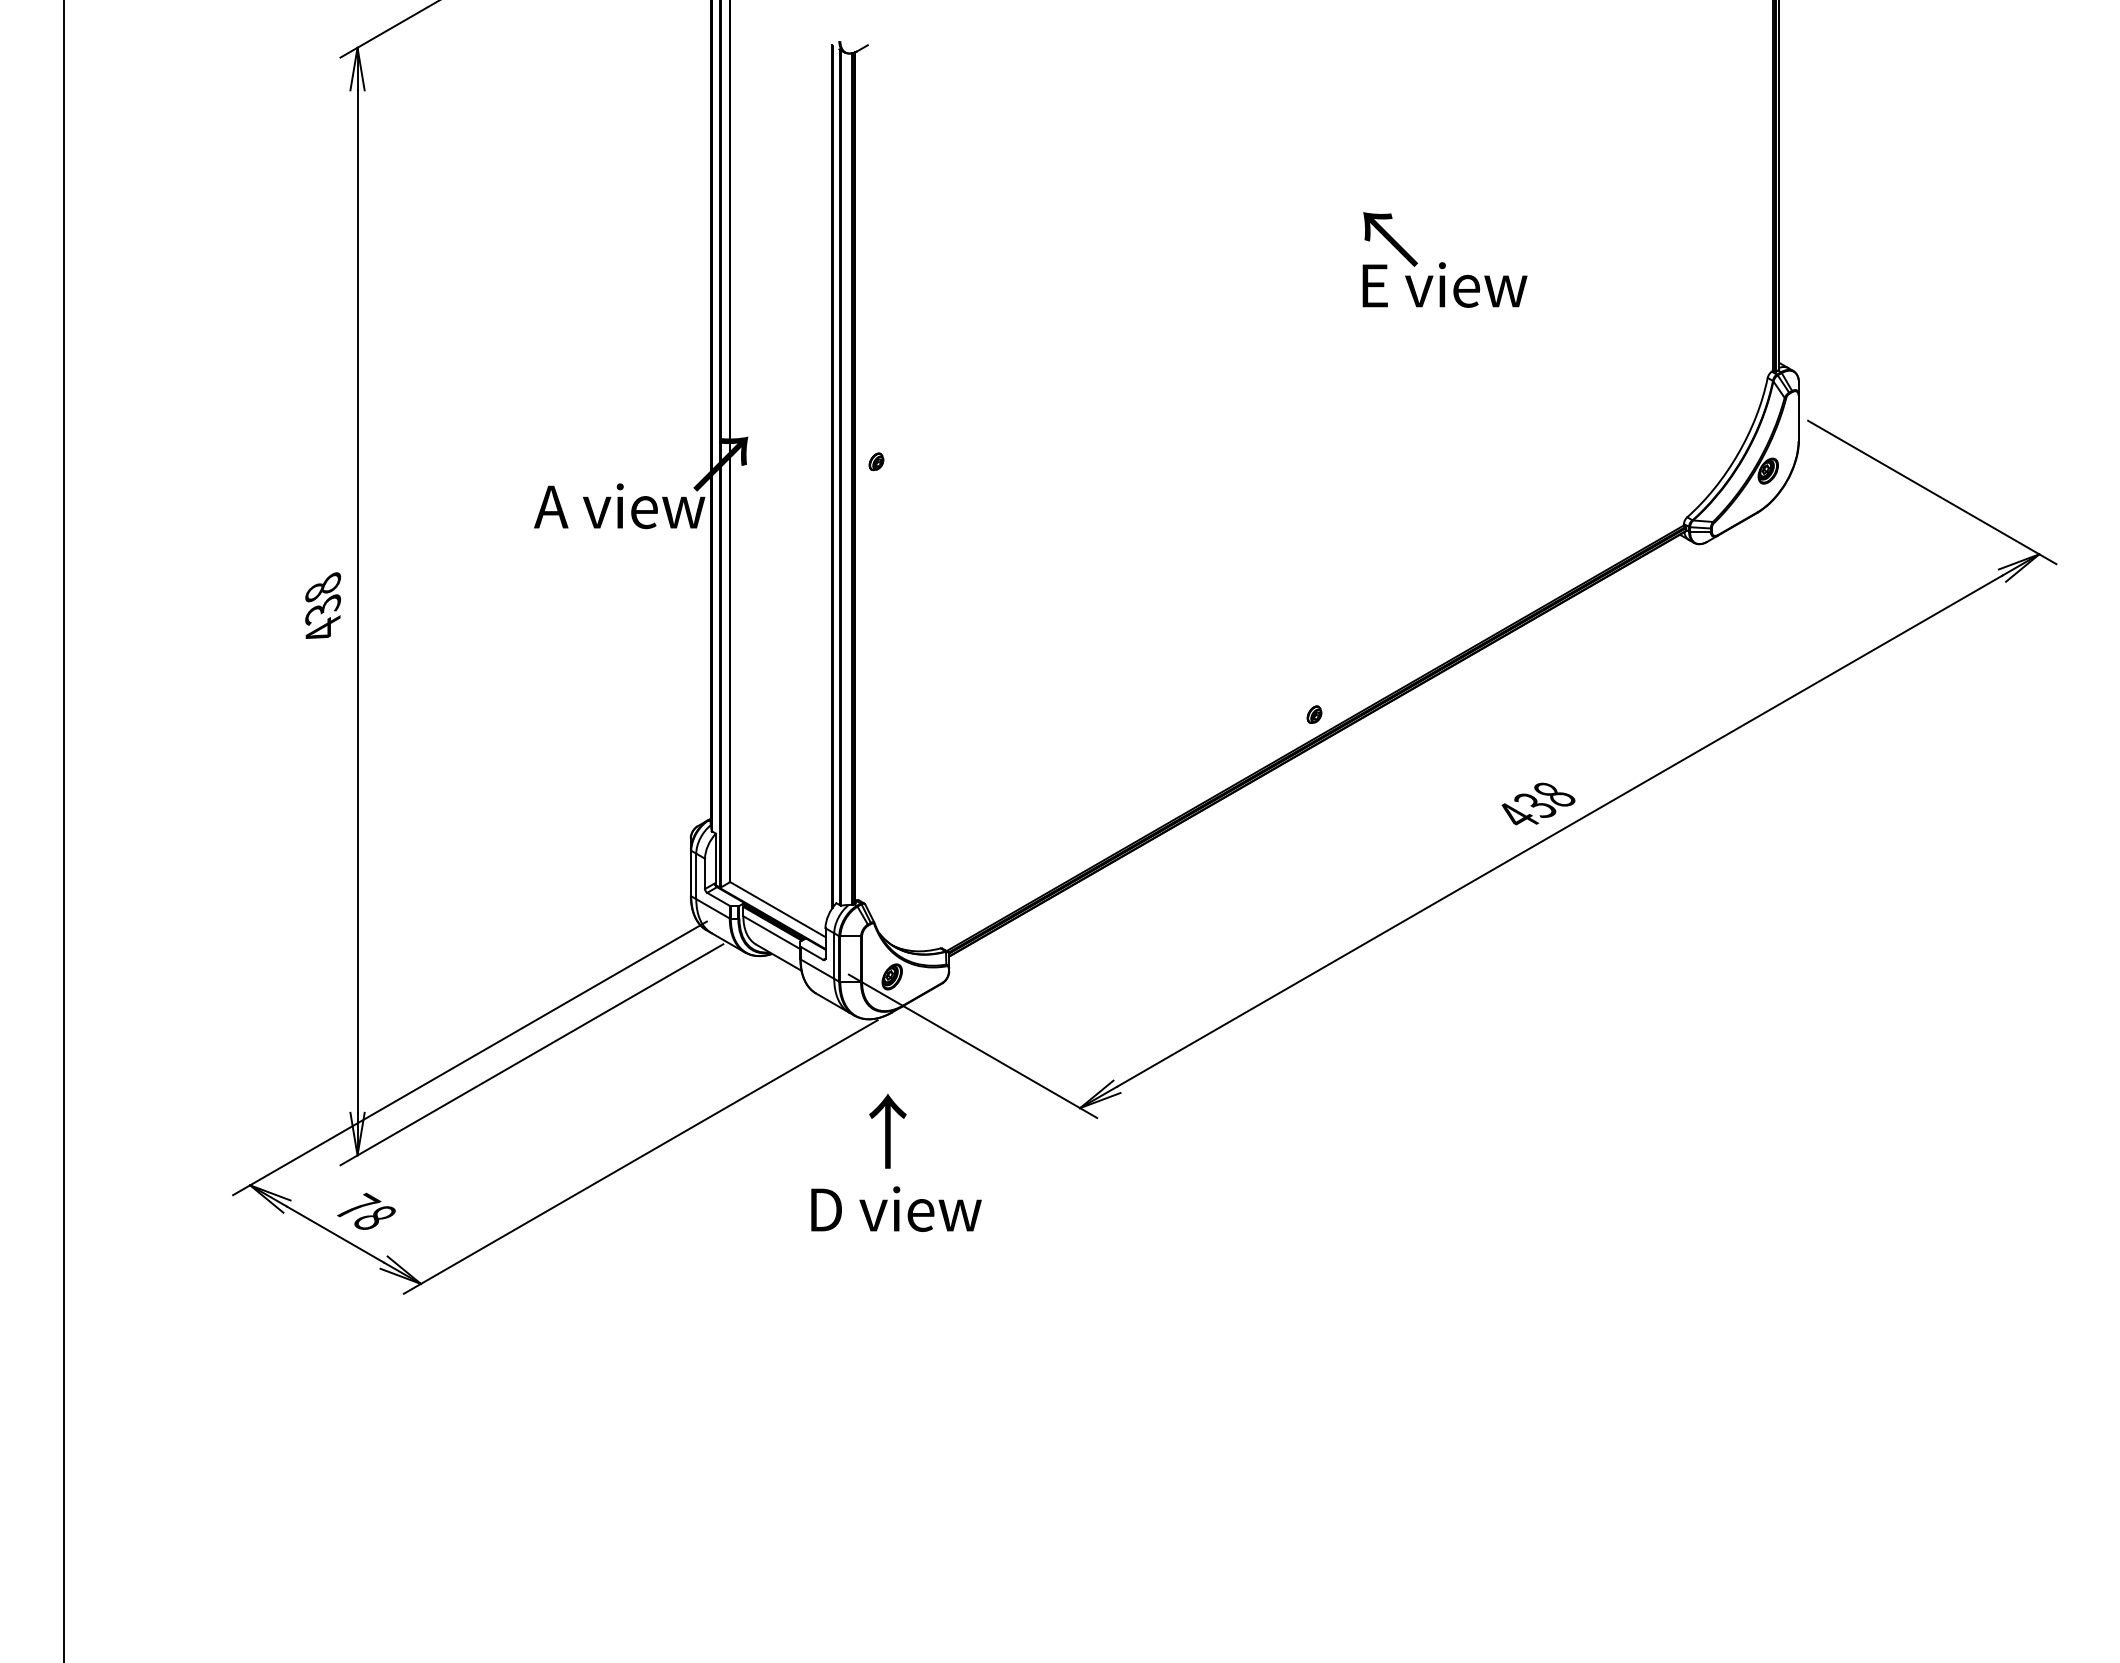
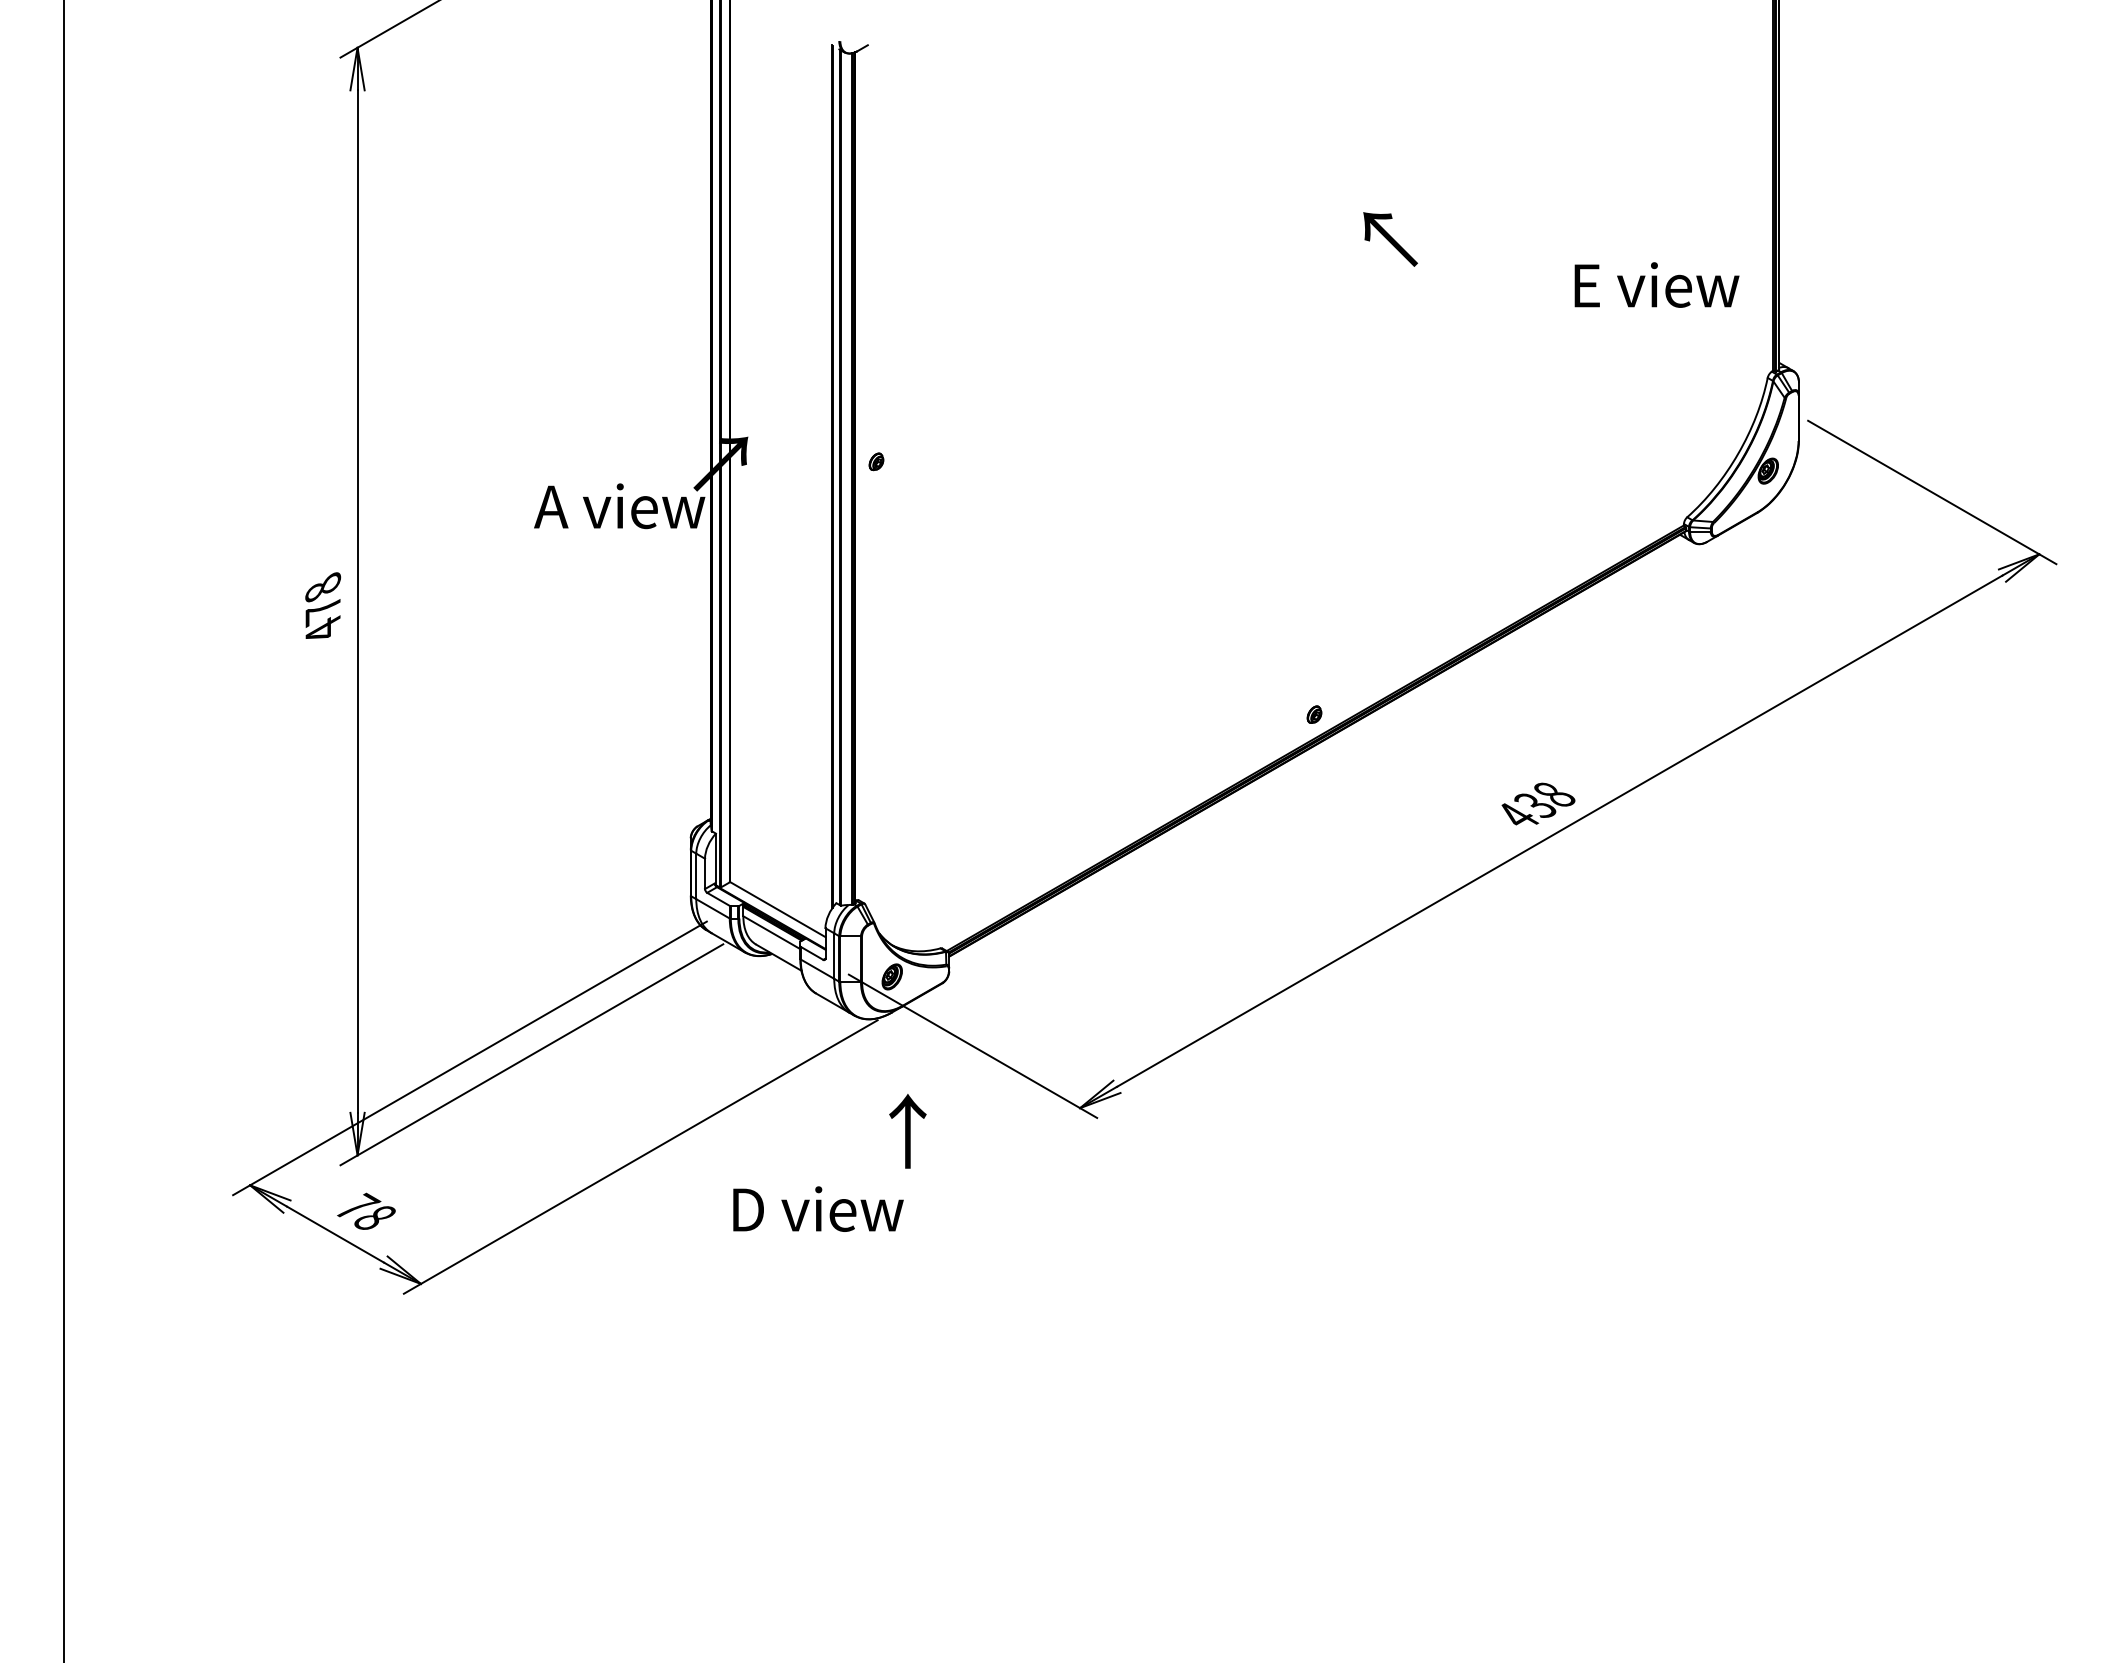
text position: (1444, 284) -> (1656, 284) (1656, 284)
text: 438 -> 478 (323, 610)
text position: (887, 1131) -> (907, 1131) (907, 1131)
text position: (896, 1208) -> (818, 1208) (818, 1208)
